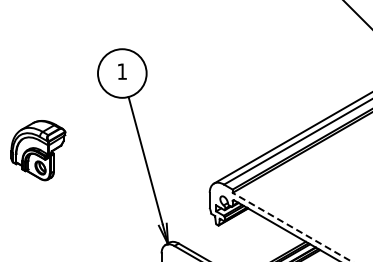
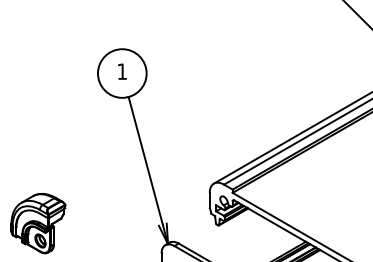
part position: (38, 150) -> (38, 223) (38, 223)
line: dashed -> solid (292, 227)
